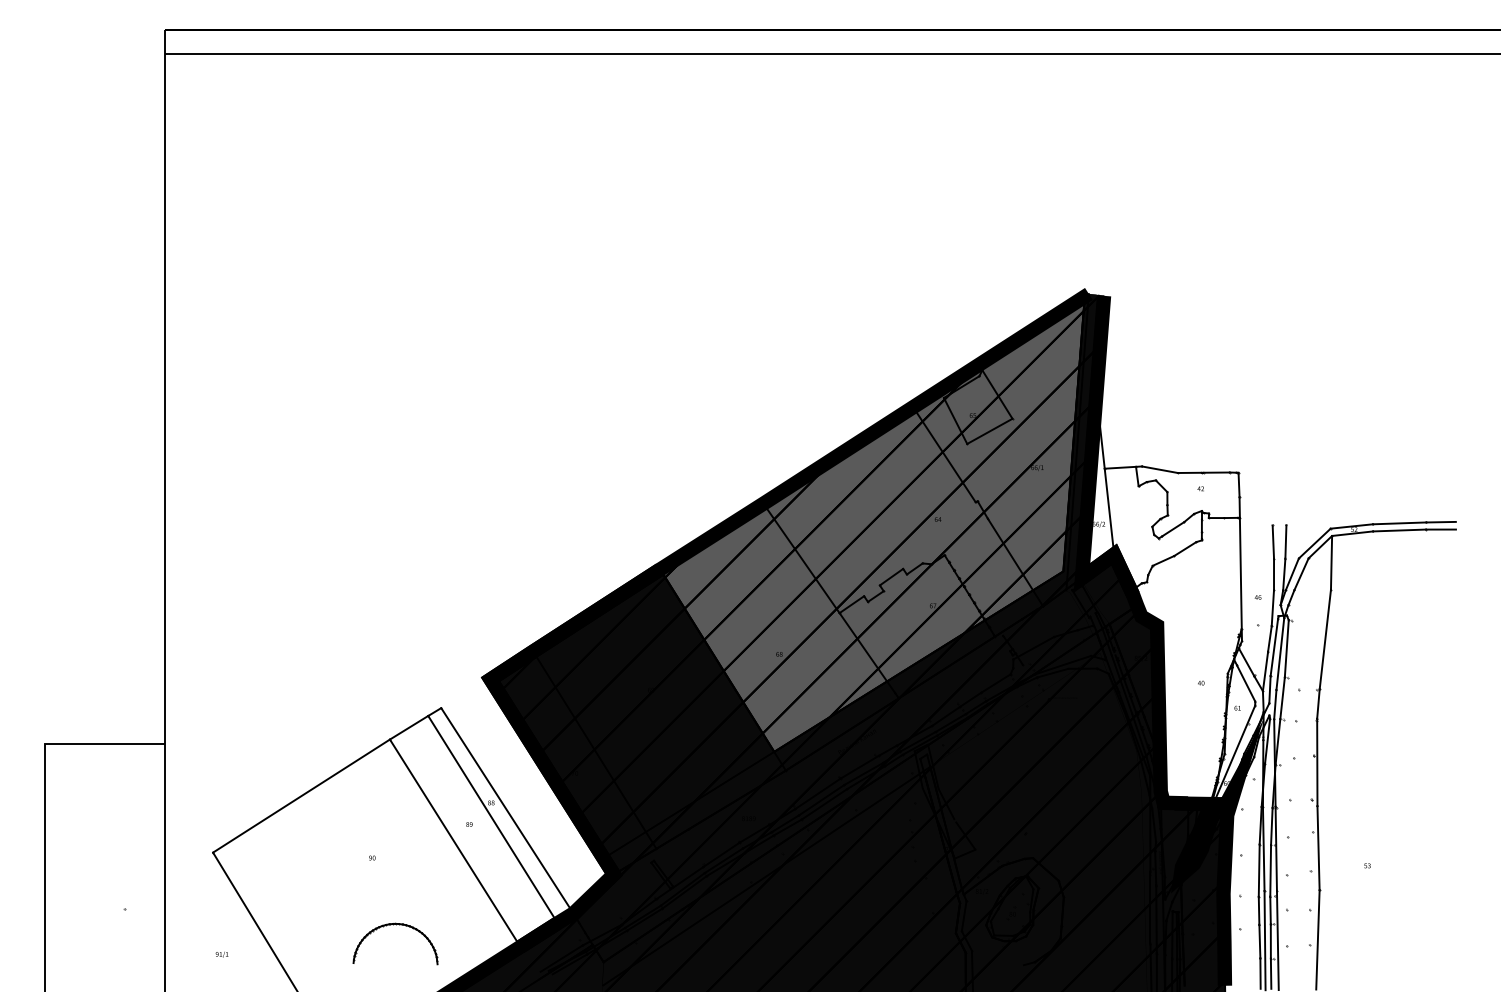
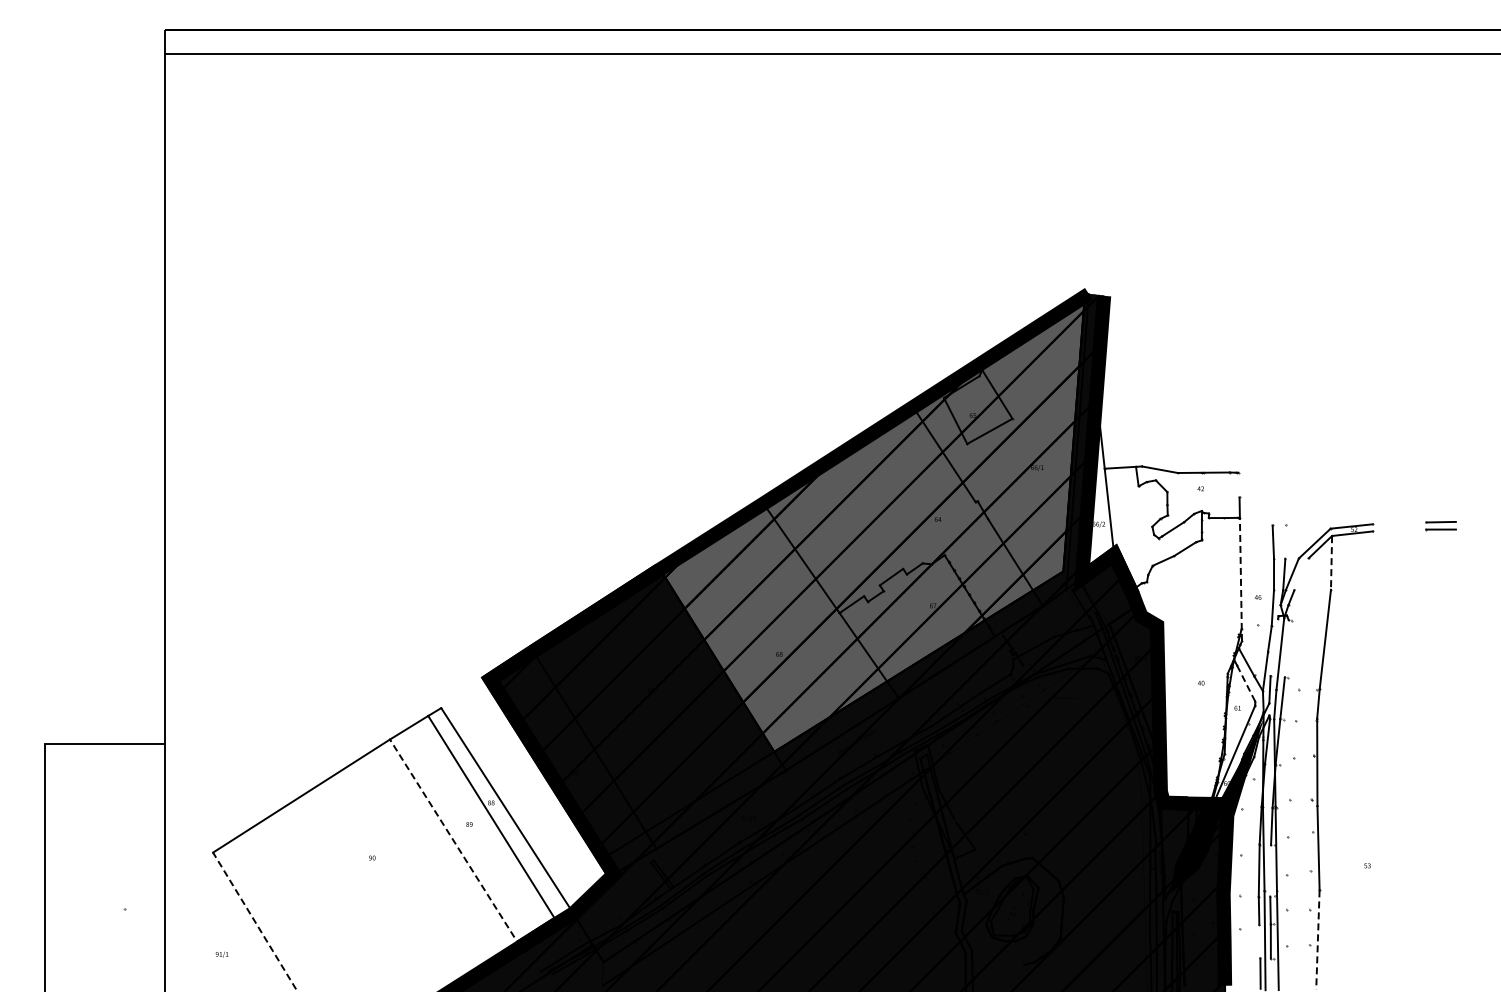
line: present -> none (1238, 484)
line: present -> none (1399, 523)
line: present -> none (1399, 530)
line: present -> none (1285, 541)
line: solid -> dashed (1331, 562)
line: present -> none (1301, 573)
line: solid -> dashed (1240, 578)
line: present -> none (1274, 647)
line: present -> none (1286, 648)
line: solid -> dashed (1245, 683)
line: solid -> dashed (454, 842)
line: present -> none (1270, 870)
line: solid -> dashed (255, 921)
part: present -> none (396, 925)
line: solid -> dashed (1317, 939)
line: present -> none (1259, 941)
line: present -> none (1270, 973)
